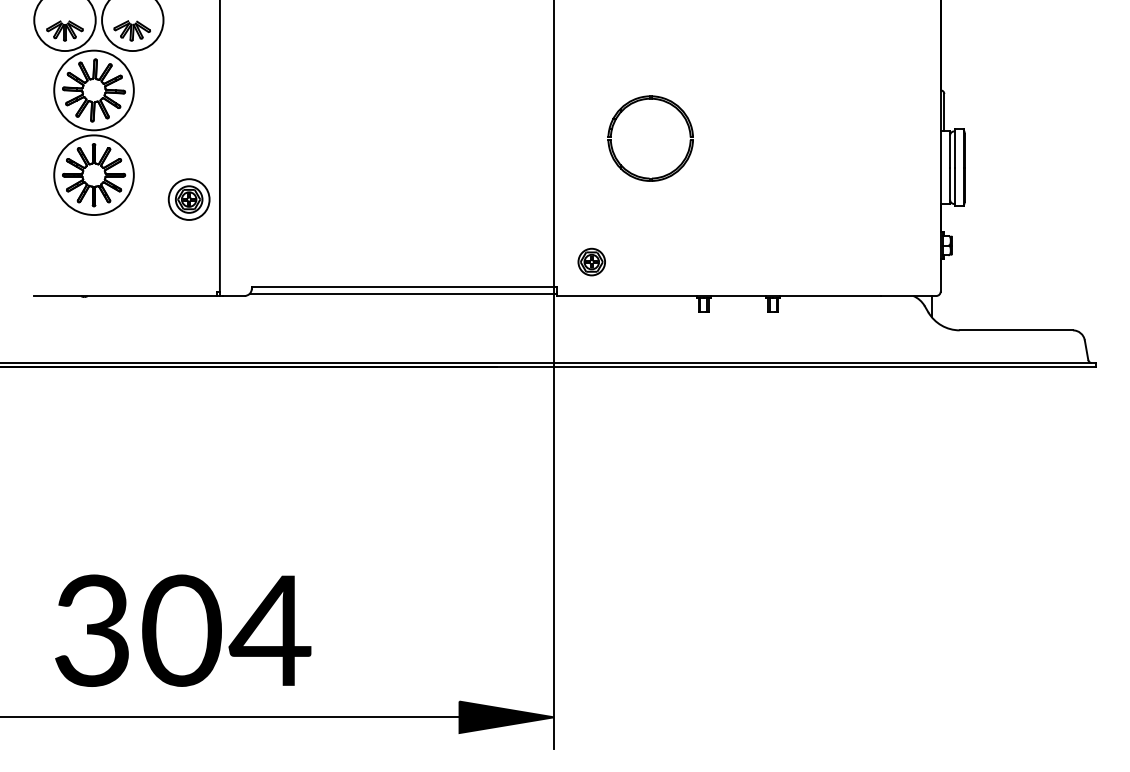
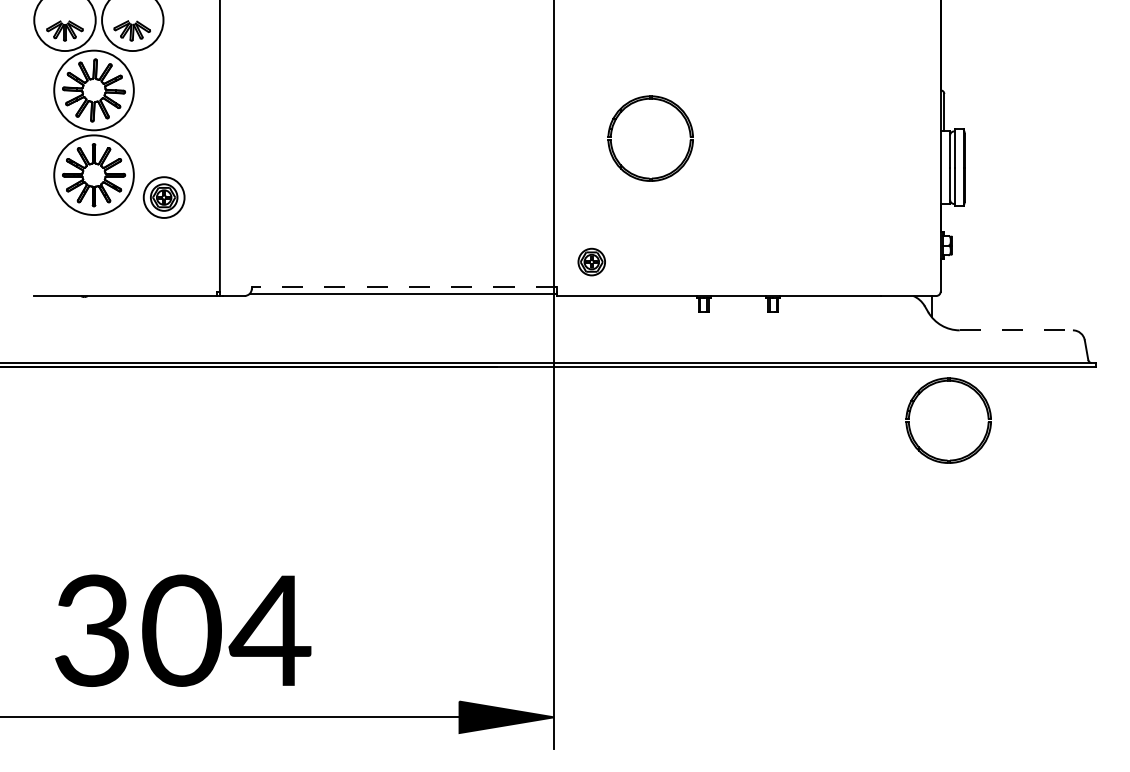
part position: (188, 199) -> (163, 197) (163, 197)
line: solid -> dashed (403, 286)
line: solid -> dashed (1016, 330)
part: none -> present (927, 388)
